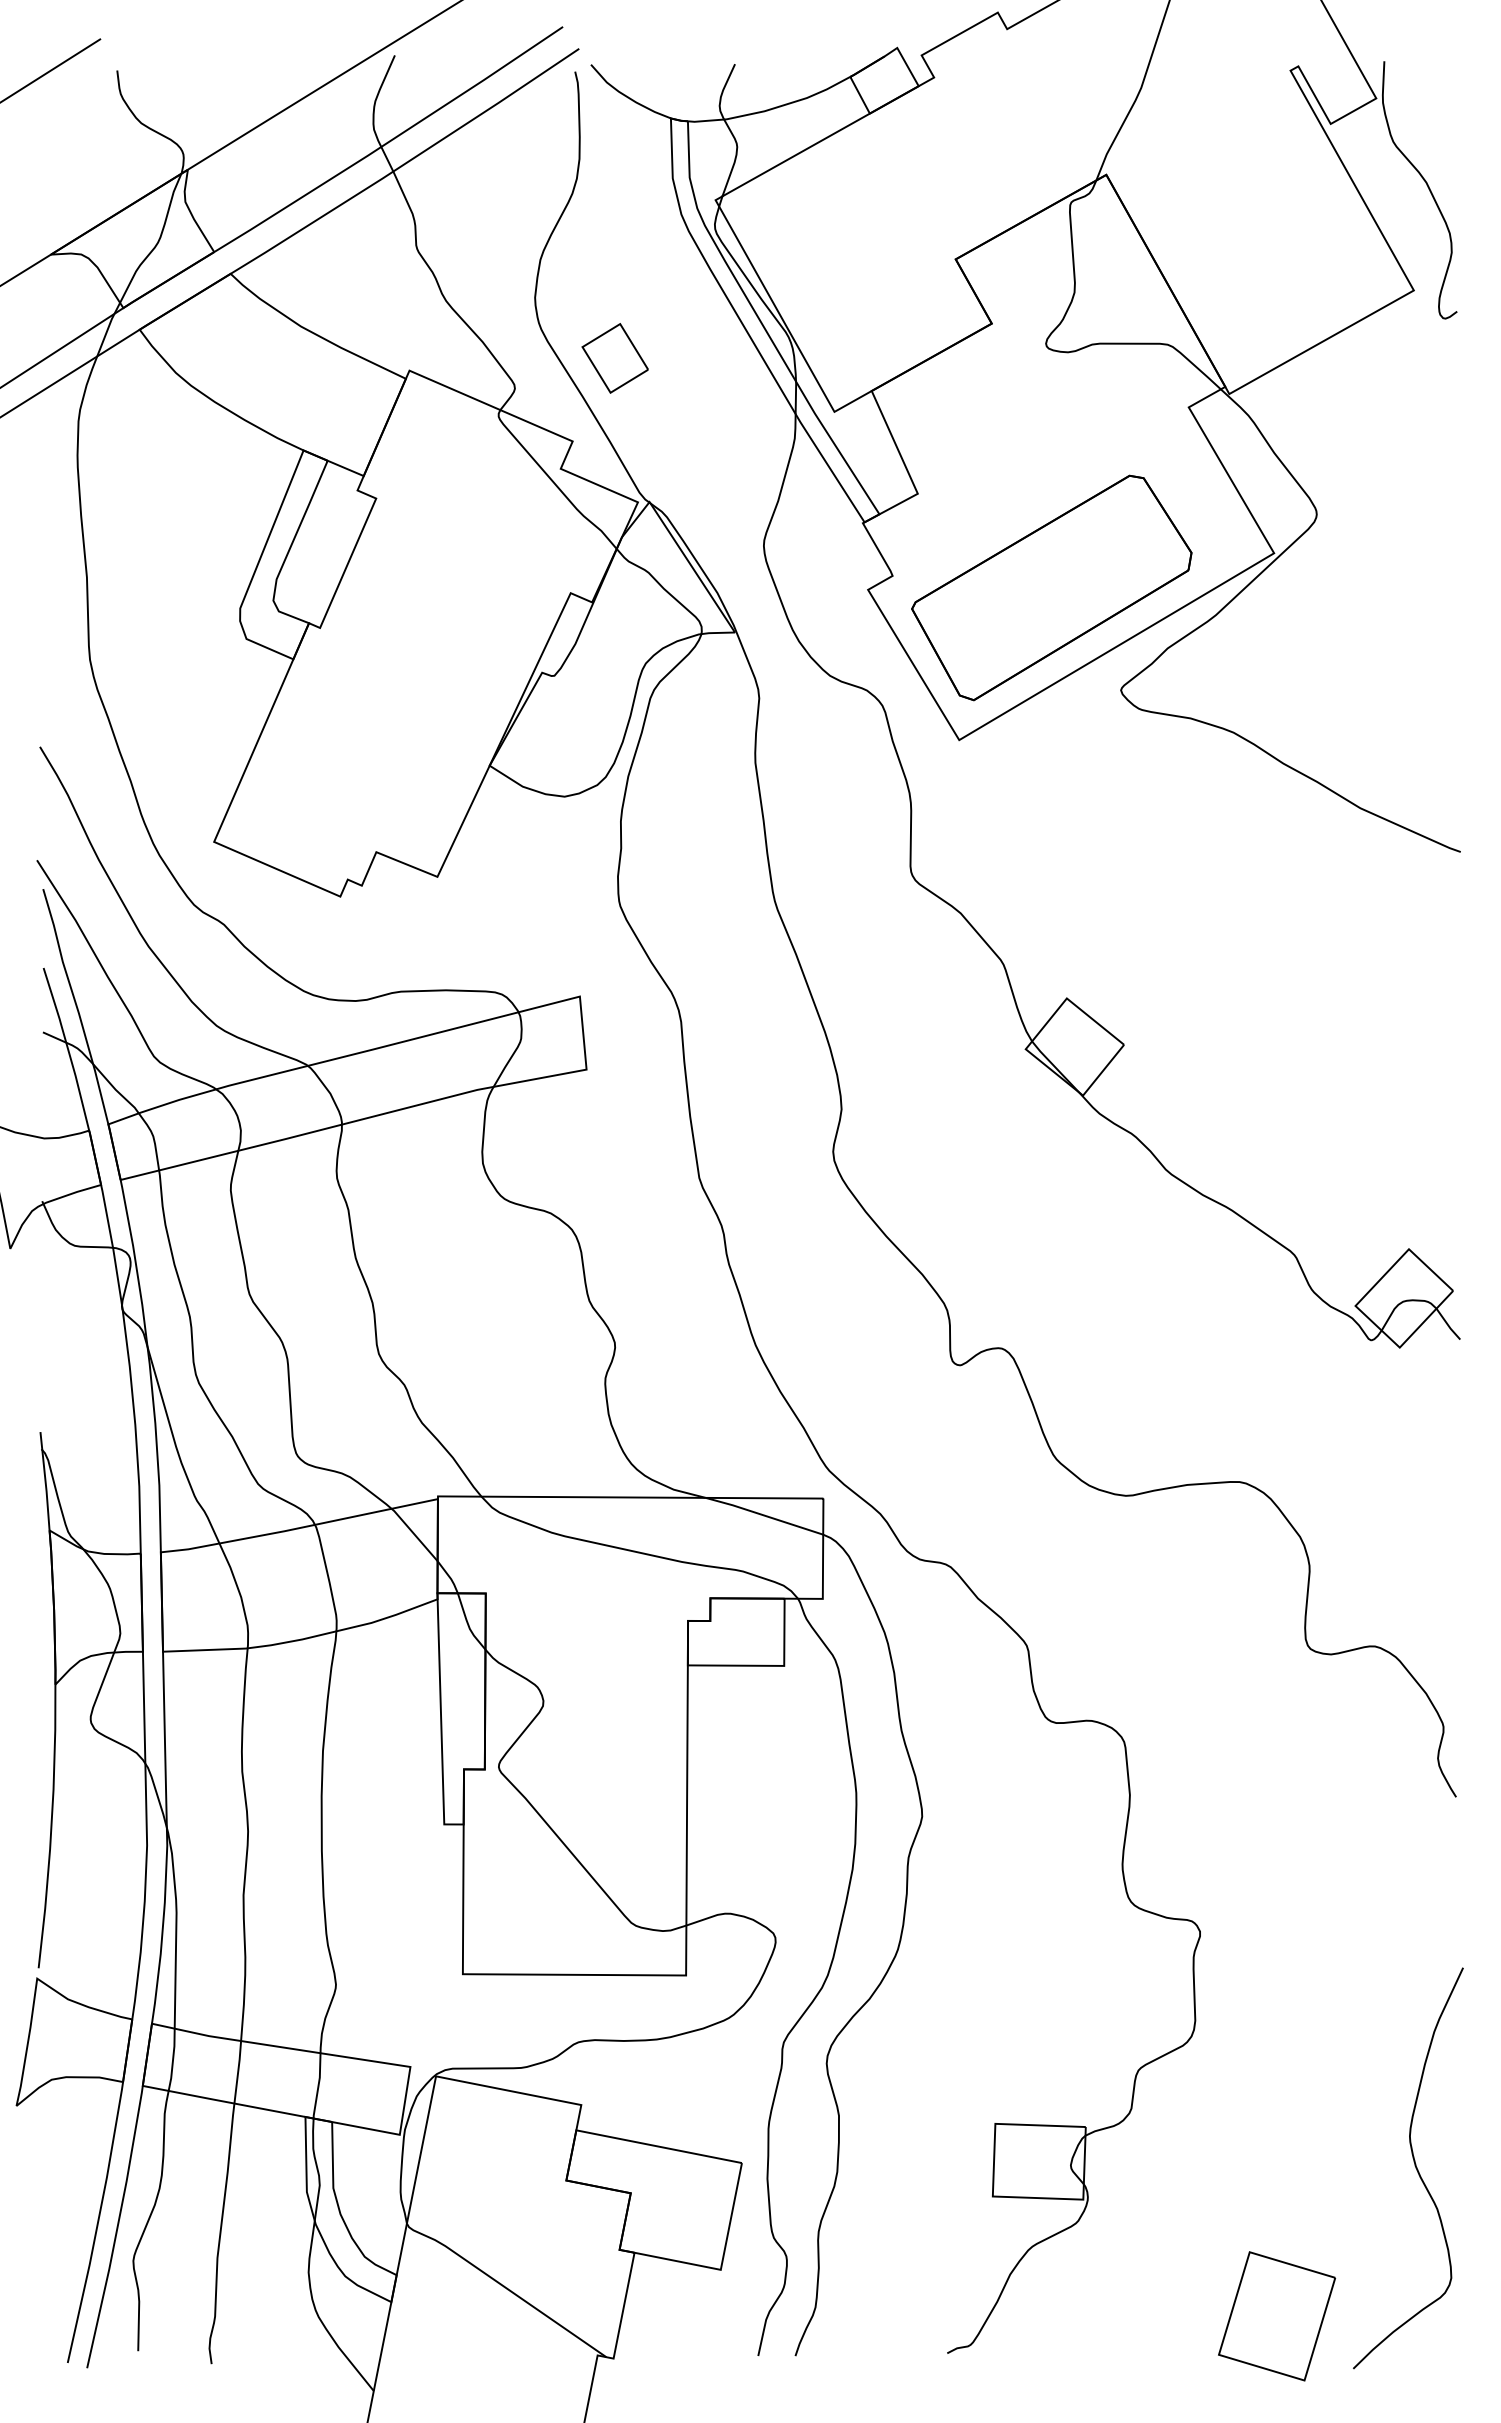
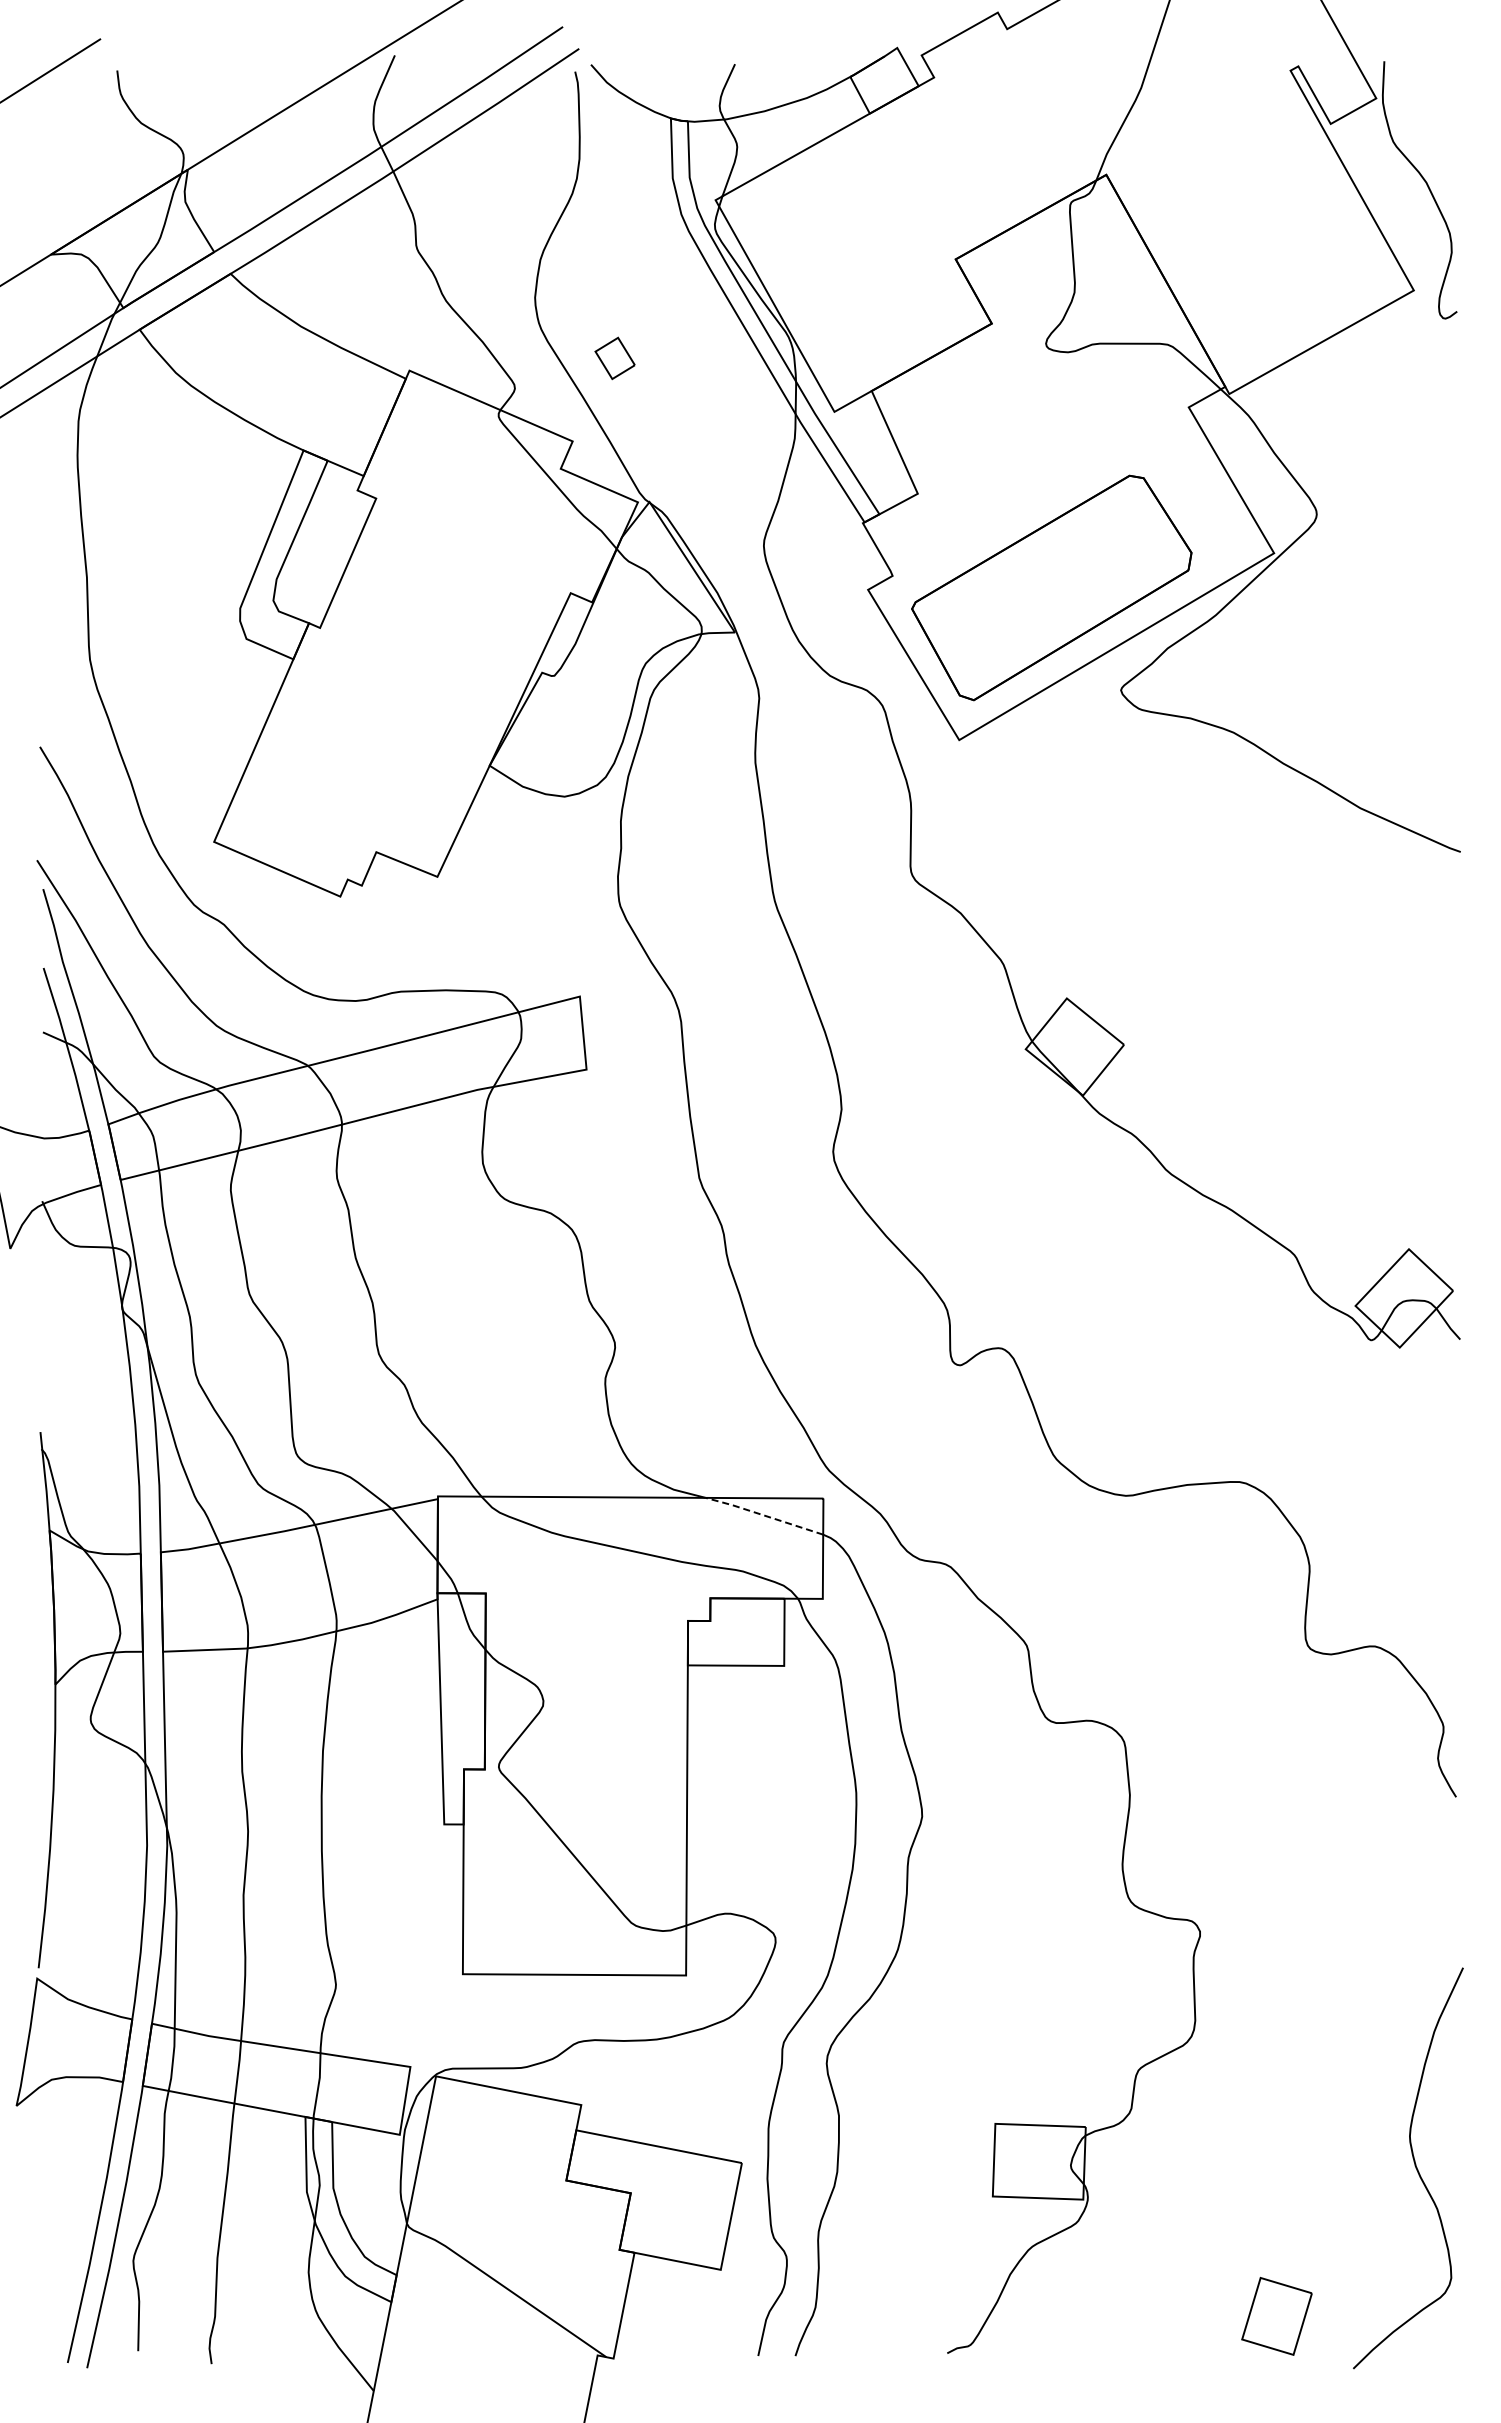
part size: 68x71 px -> 42x45 px (614, 358)
line: solid -> dashed (763, 1515)
part size: 118x131 px -> 72x79 px (1276, 2316)
